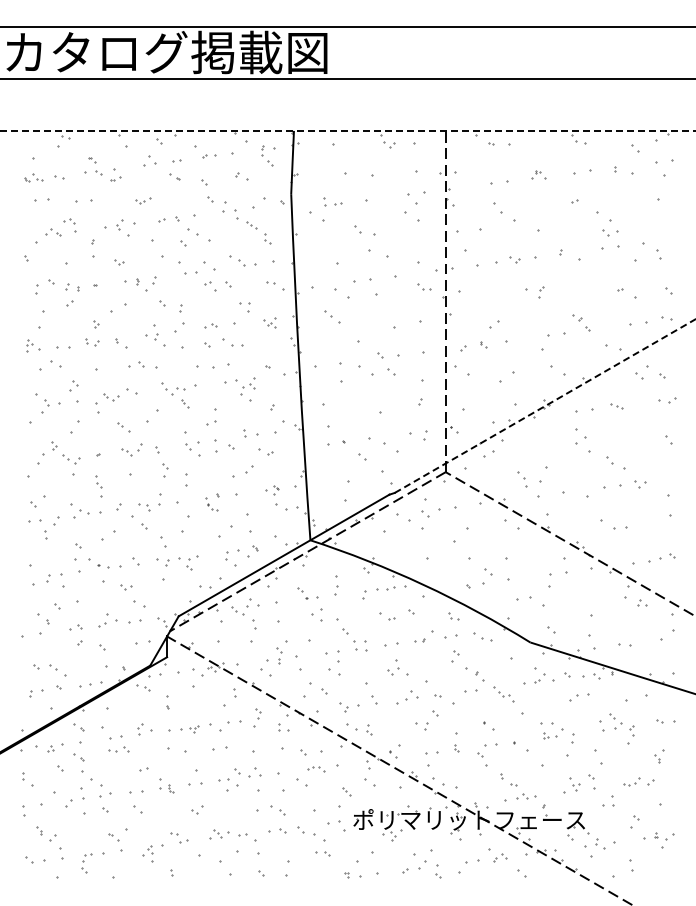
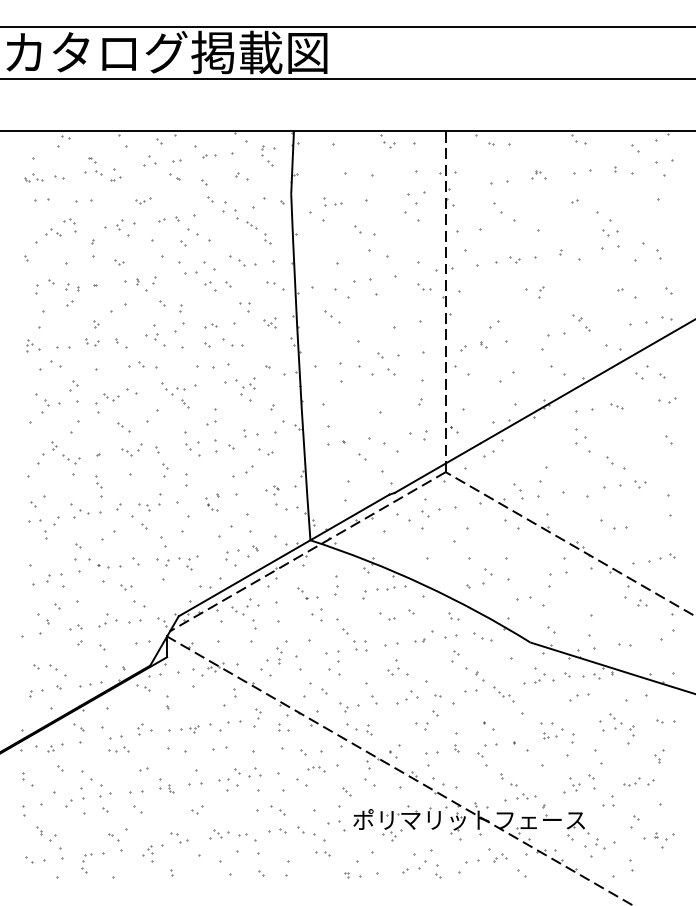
line: dashed -> solid (347, 130)
line: dashed -> solid (545, 405)
part position: (522, 479) -> (518, 491) (518, 491)
part: present -> none (78, 757)
